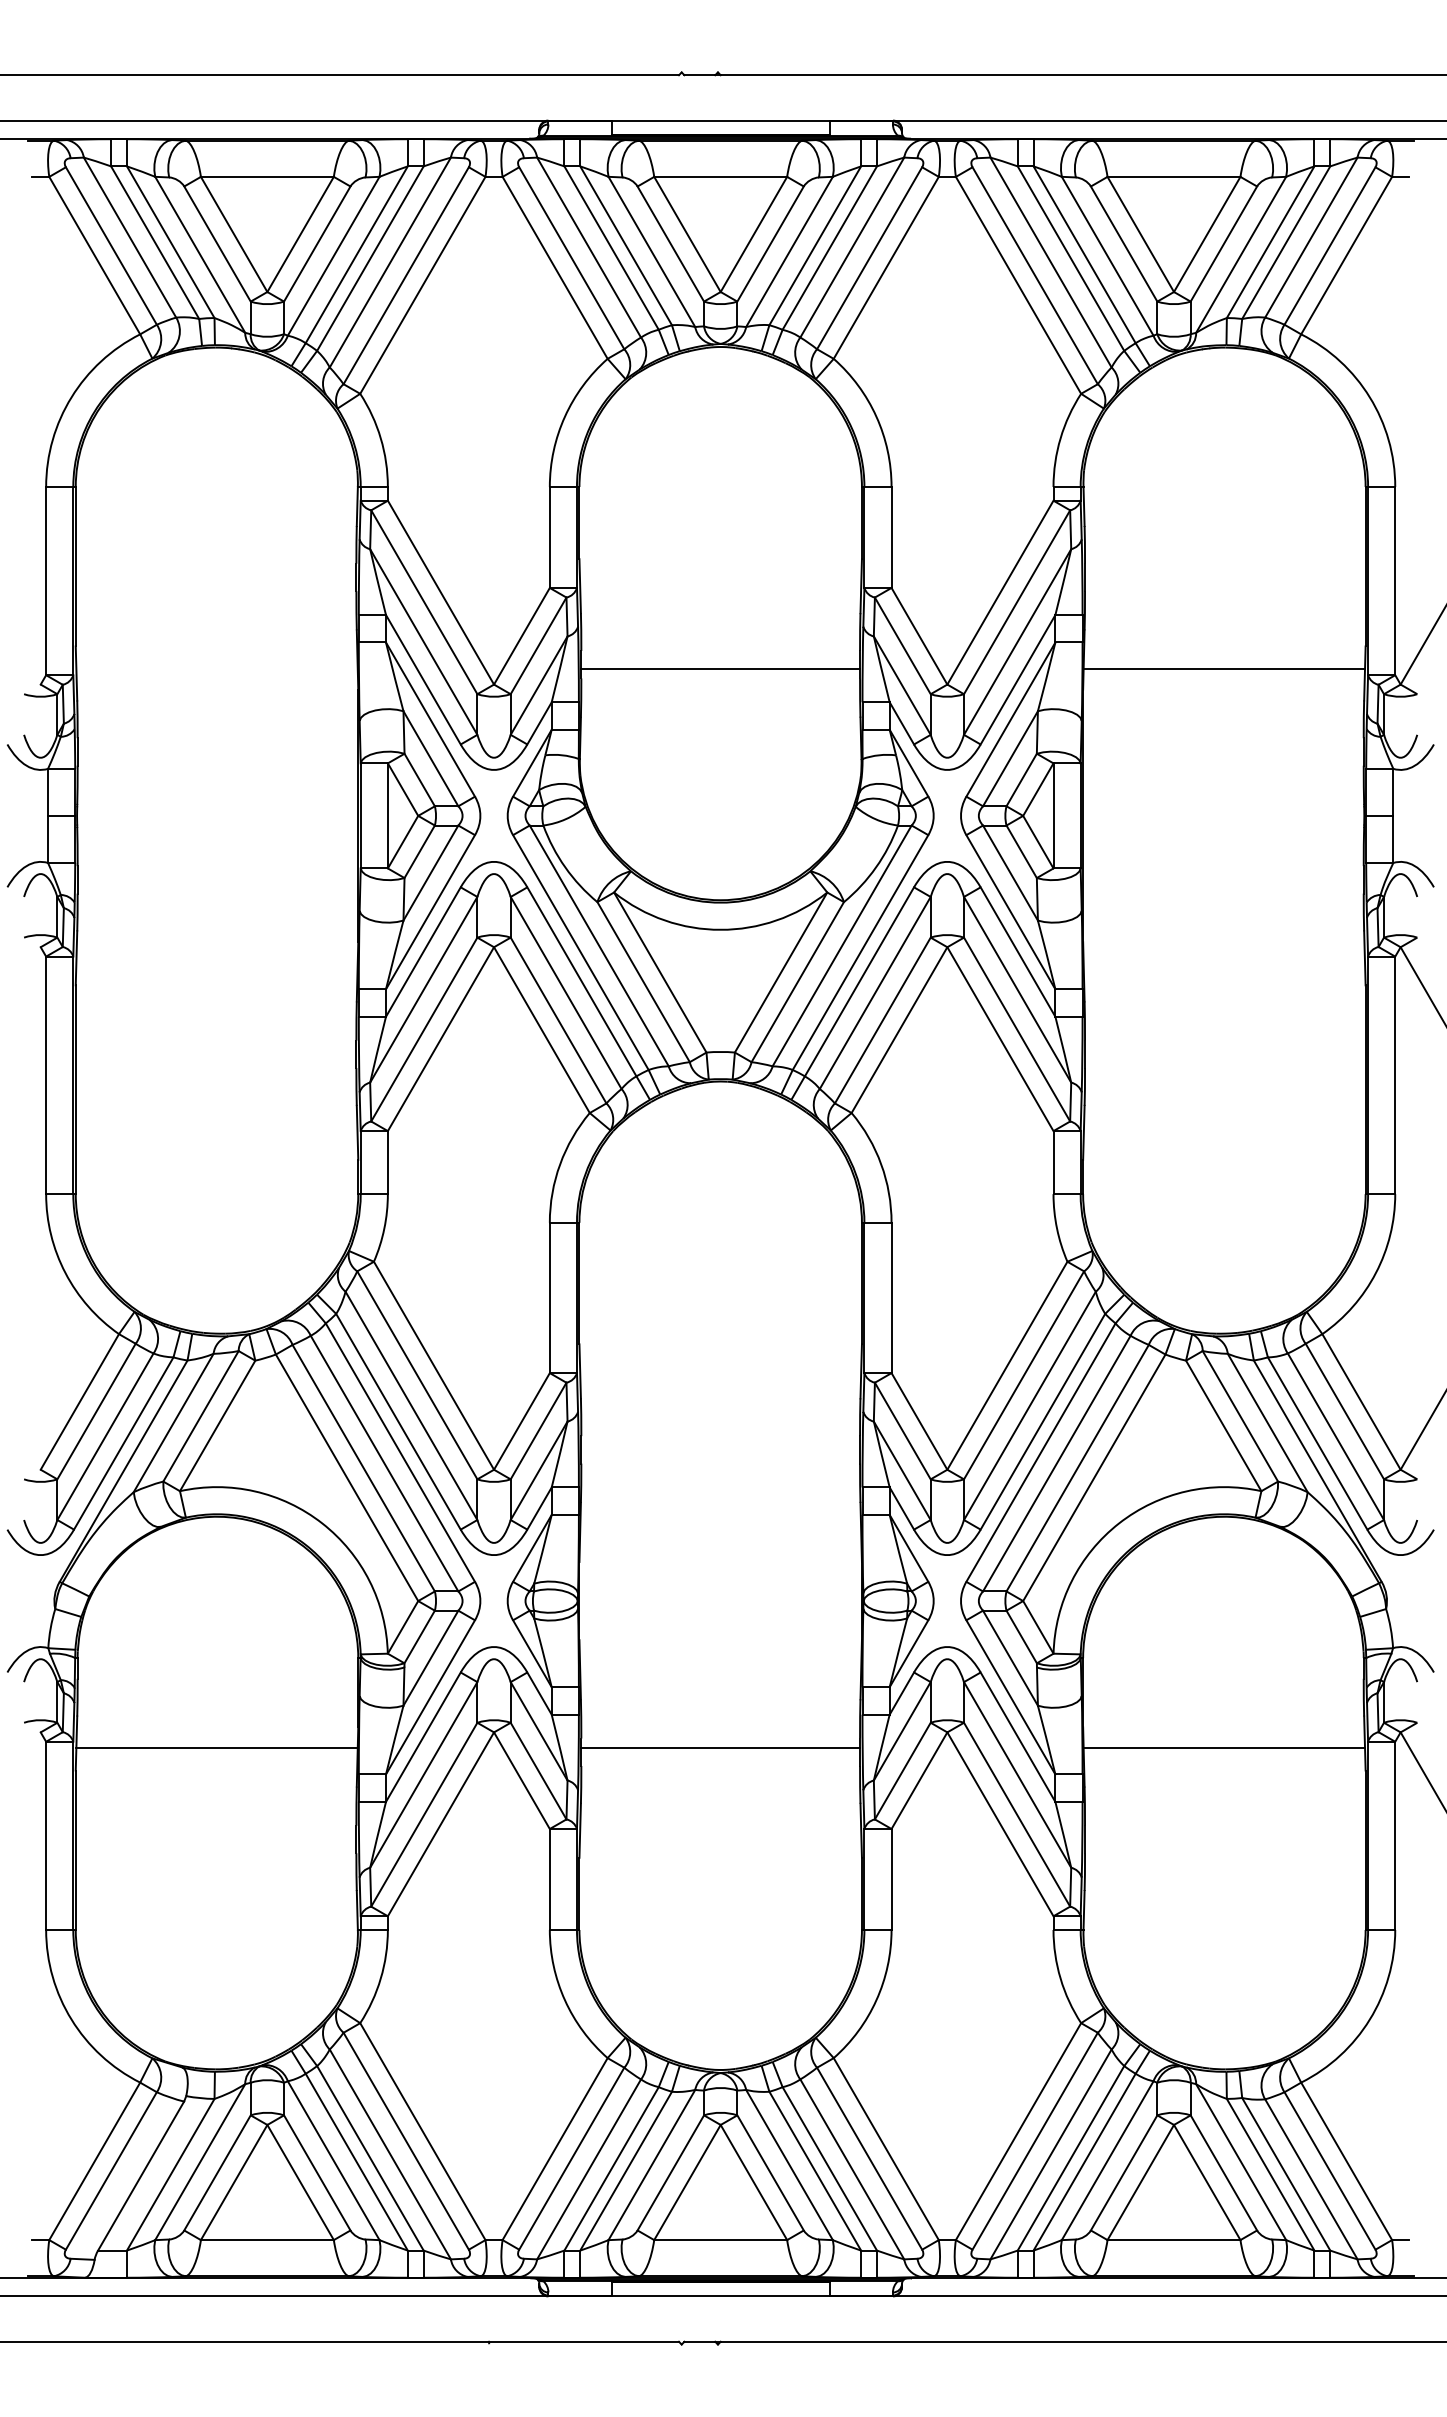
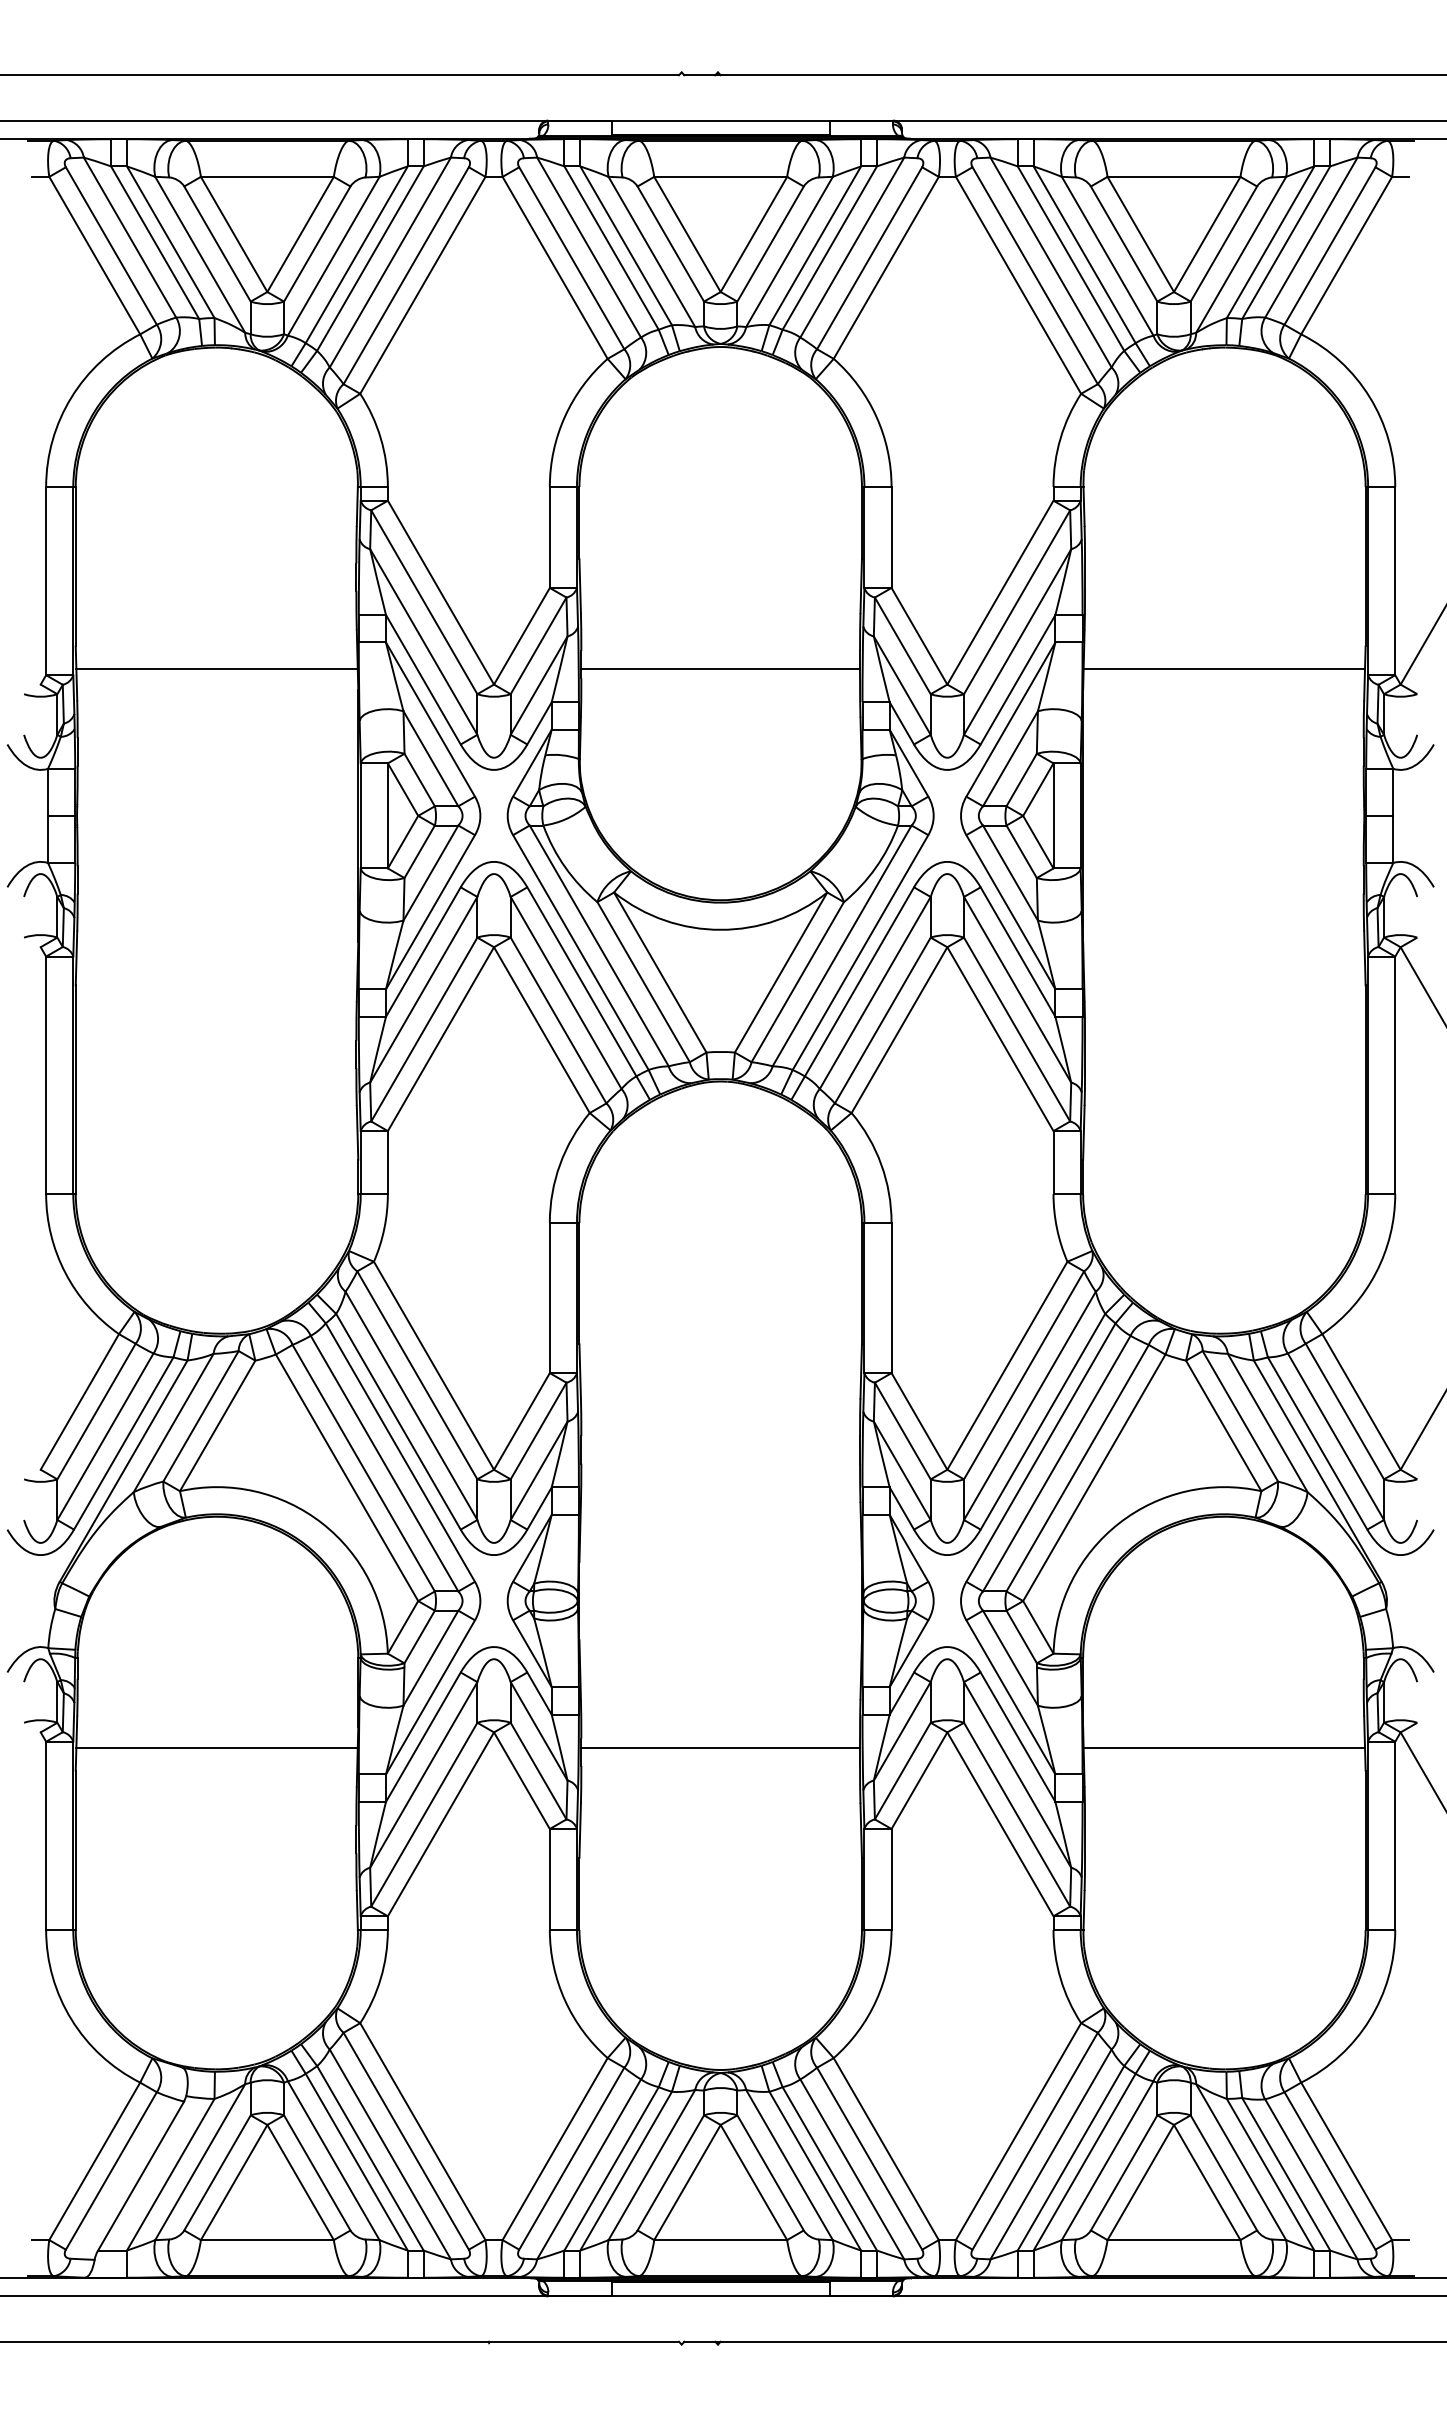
line: none -> present (216, 669)
